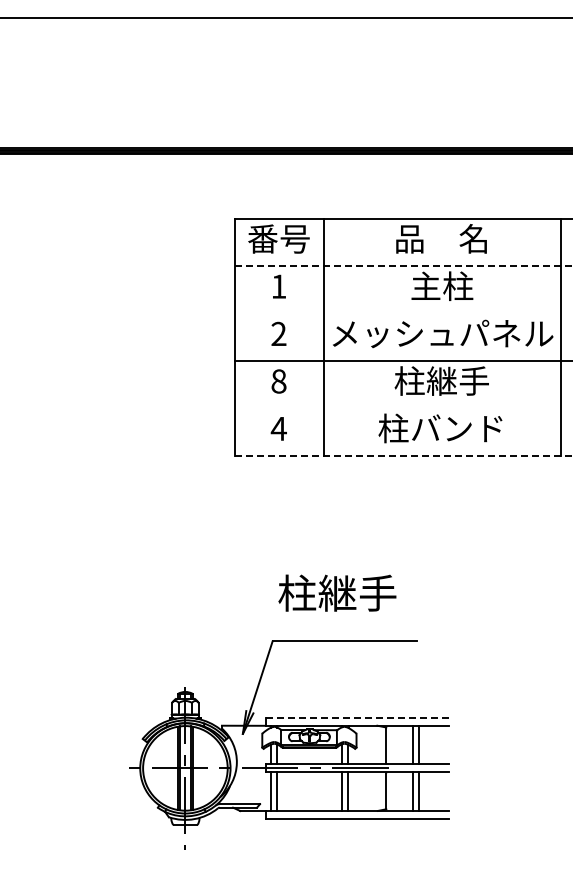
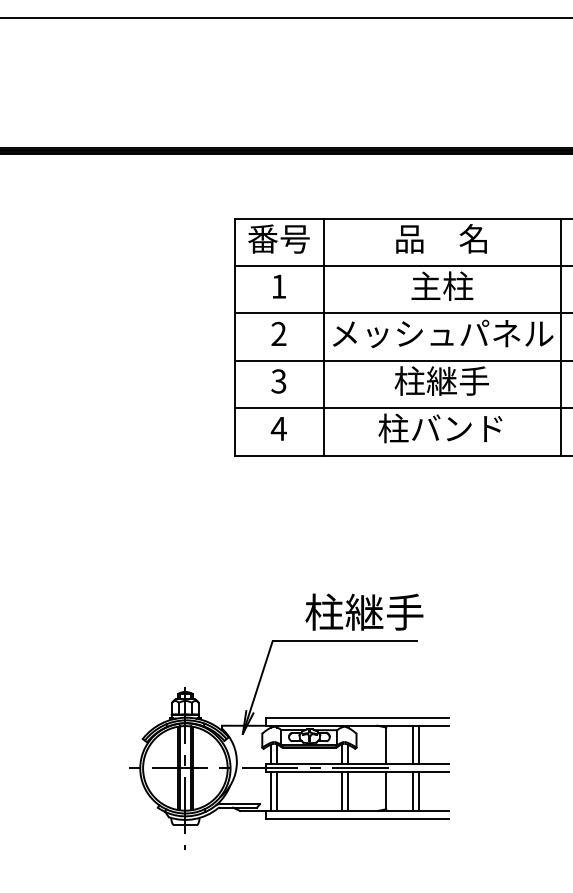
line: dashed -> solid (403, 266)
line: none -> present (401, 313)
text: 8 -> 3 (278, 381)
line: none -> present (401, 408)
line: dashed -> solid (403, 455)
text position: (337, 592) -> (364, 611) (364, 611)
line: dashed -> solid (357, 717)
